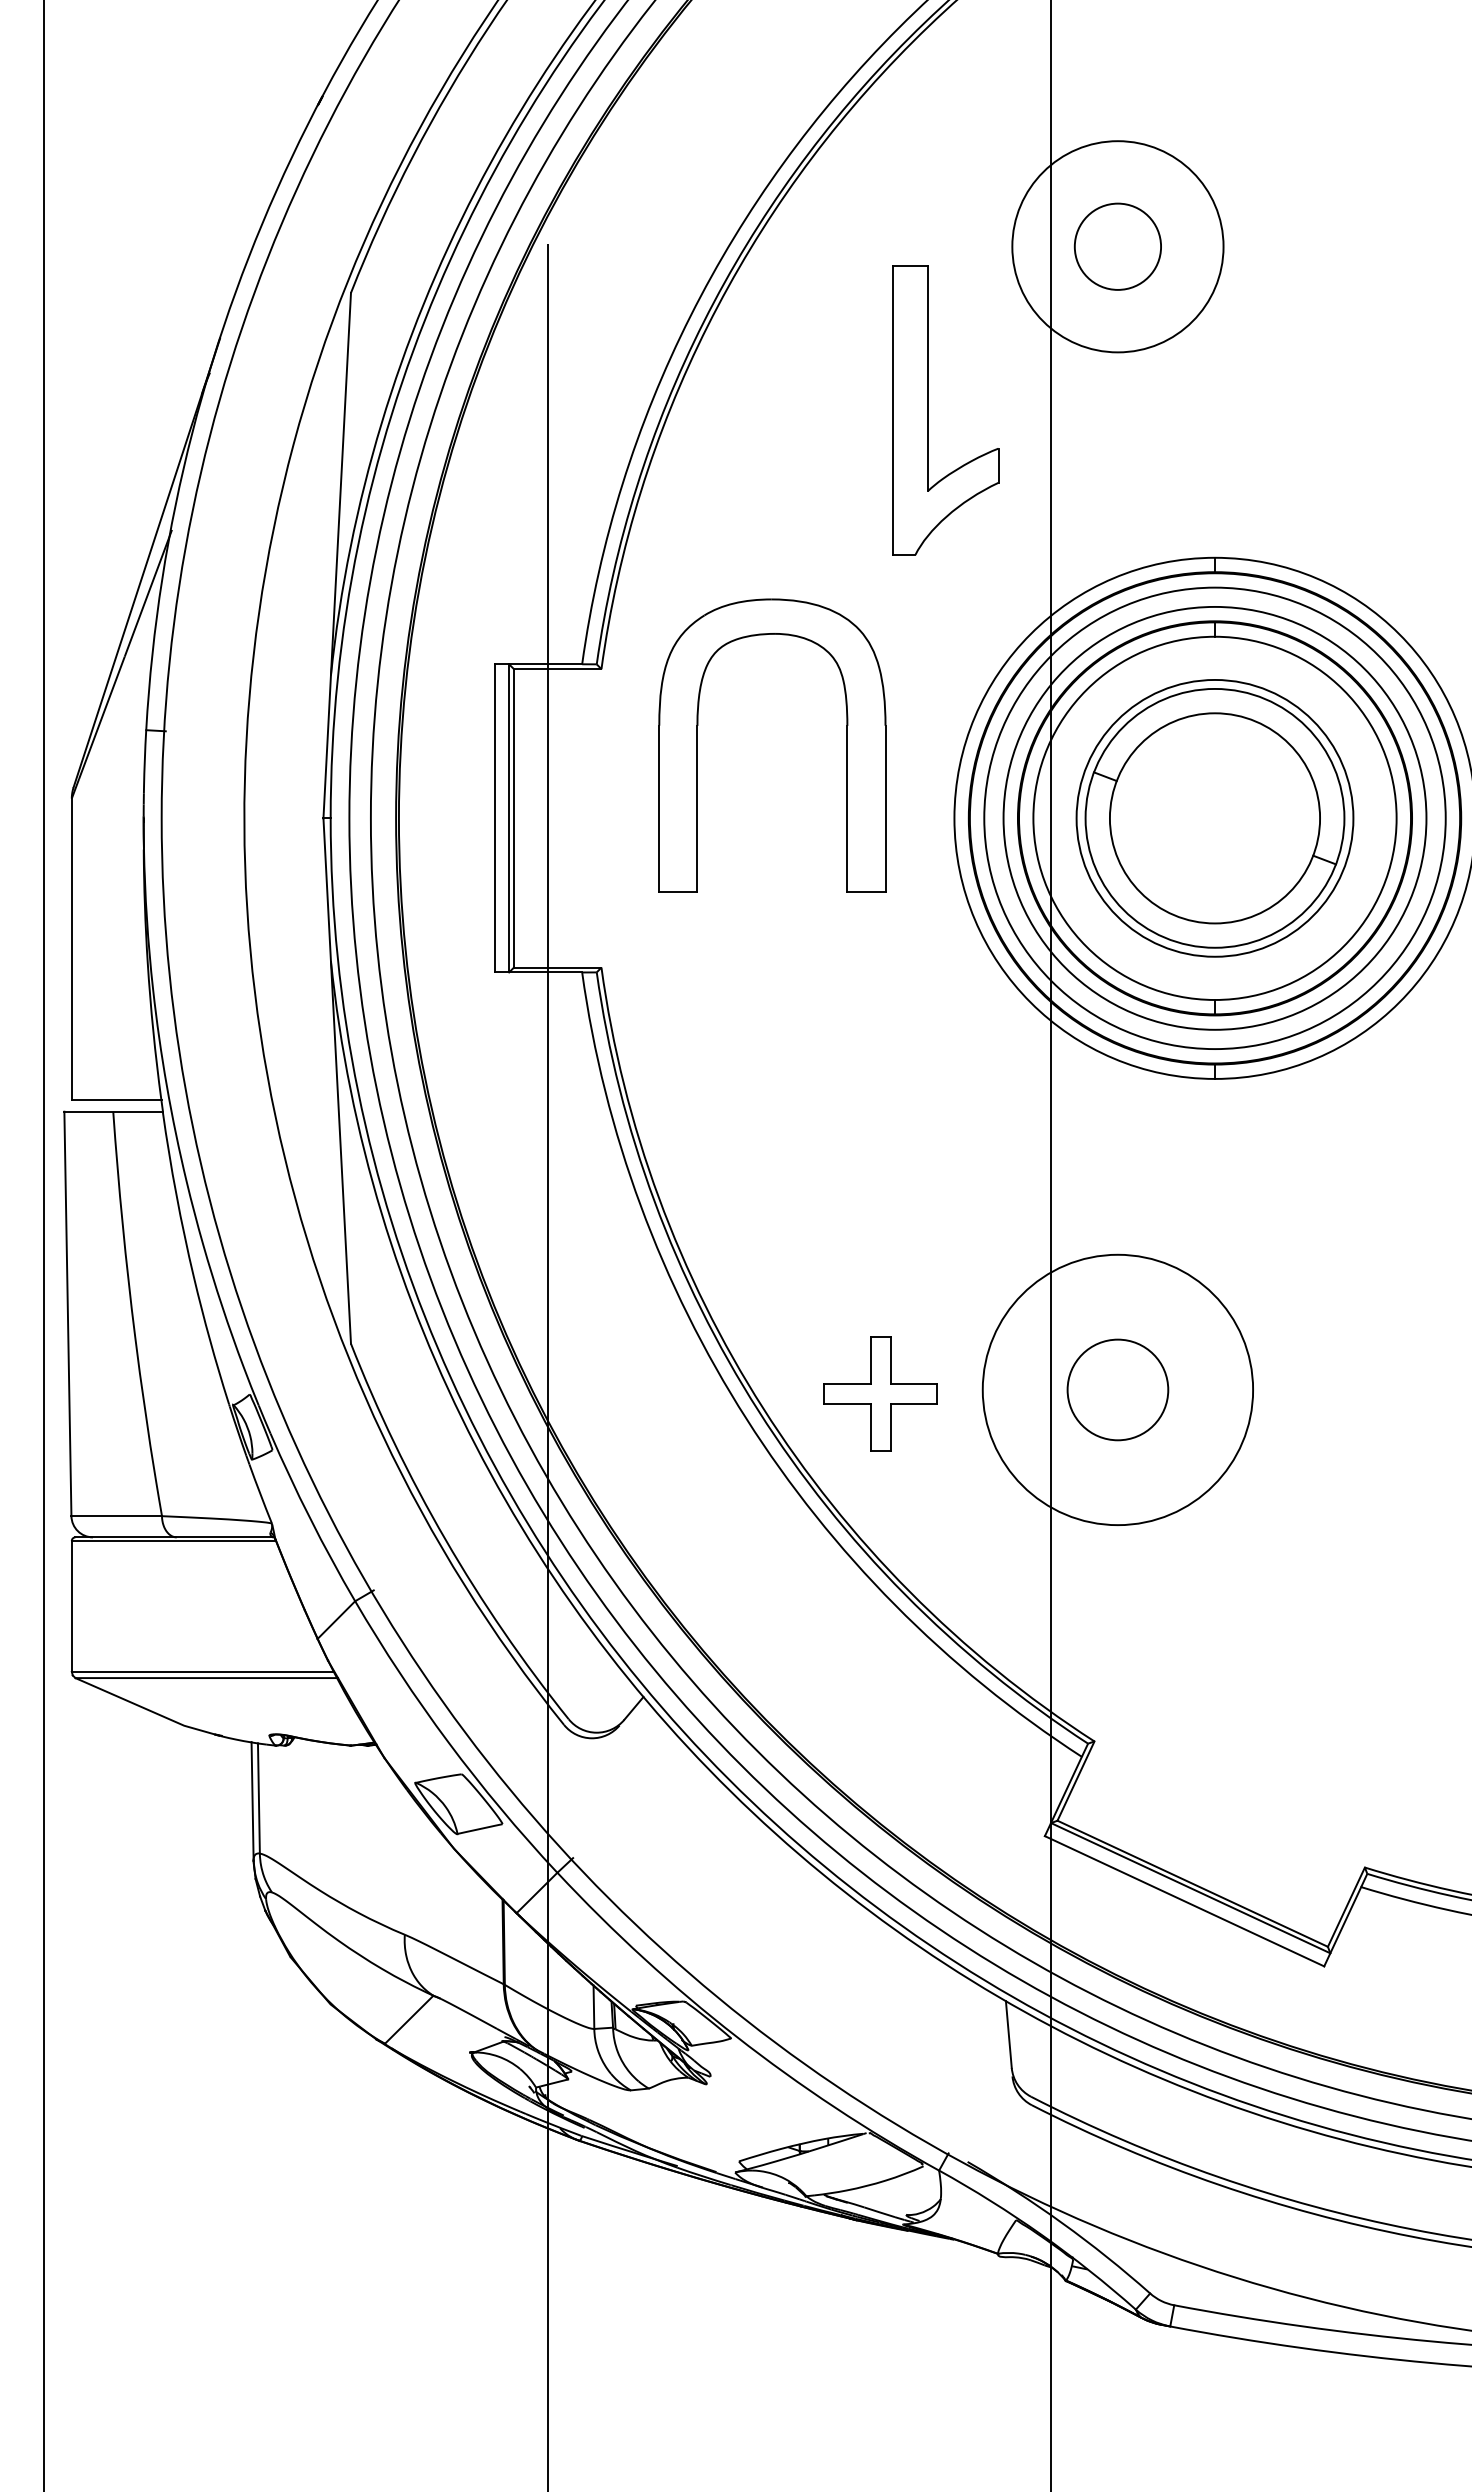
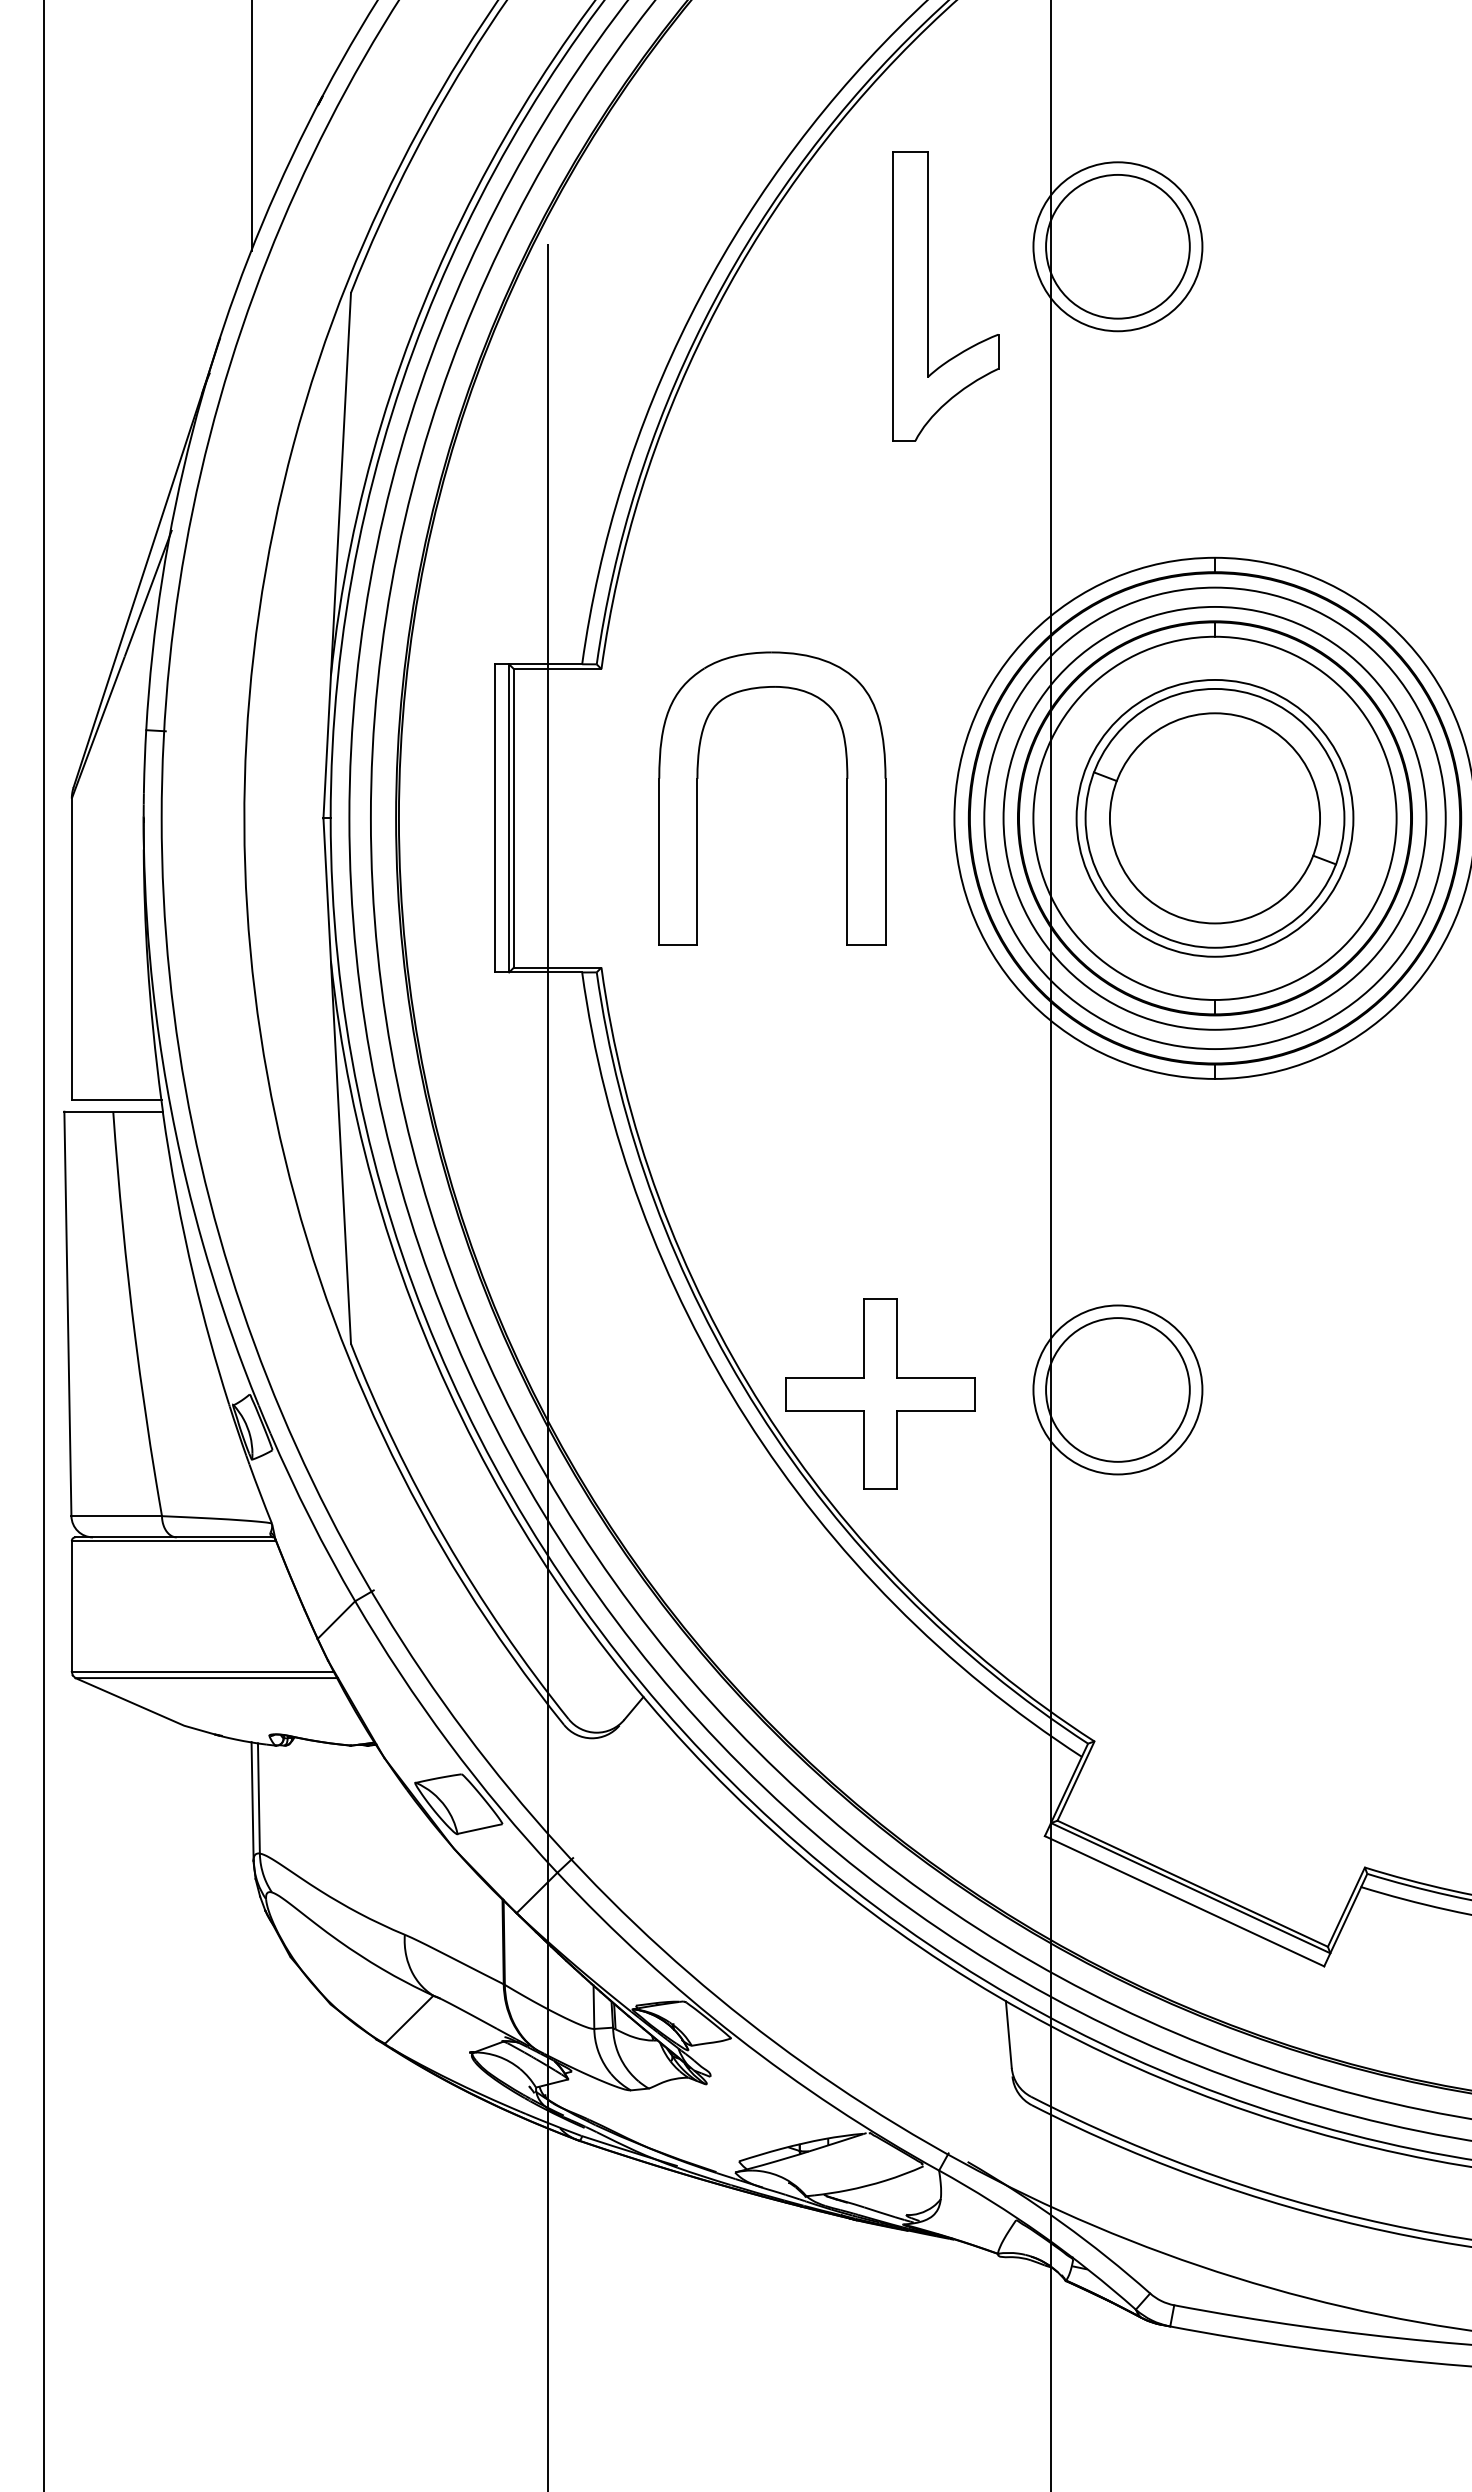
line: none -> present (251, 126)
circle diameter: 211 px -> 169 px (1117, 246)
circle diameter: 86 px -> 144 px (1117, 246)
part position: (928, 410) -> (928, 296) (928, 296)
part position: (846, 745) -> (846, 798) (846, 798)
circle diameter: 101 px -> 144 px (1117, 1389)
circle diameter: 270 px -> 169 px (1117, 1389)
part size: 115x116 px -> 191x192 px (880, 1393)
